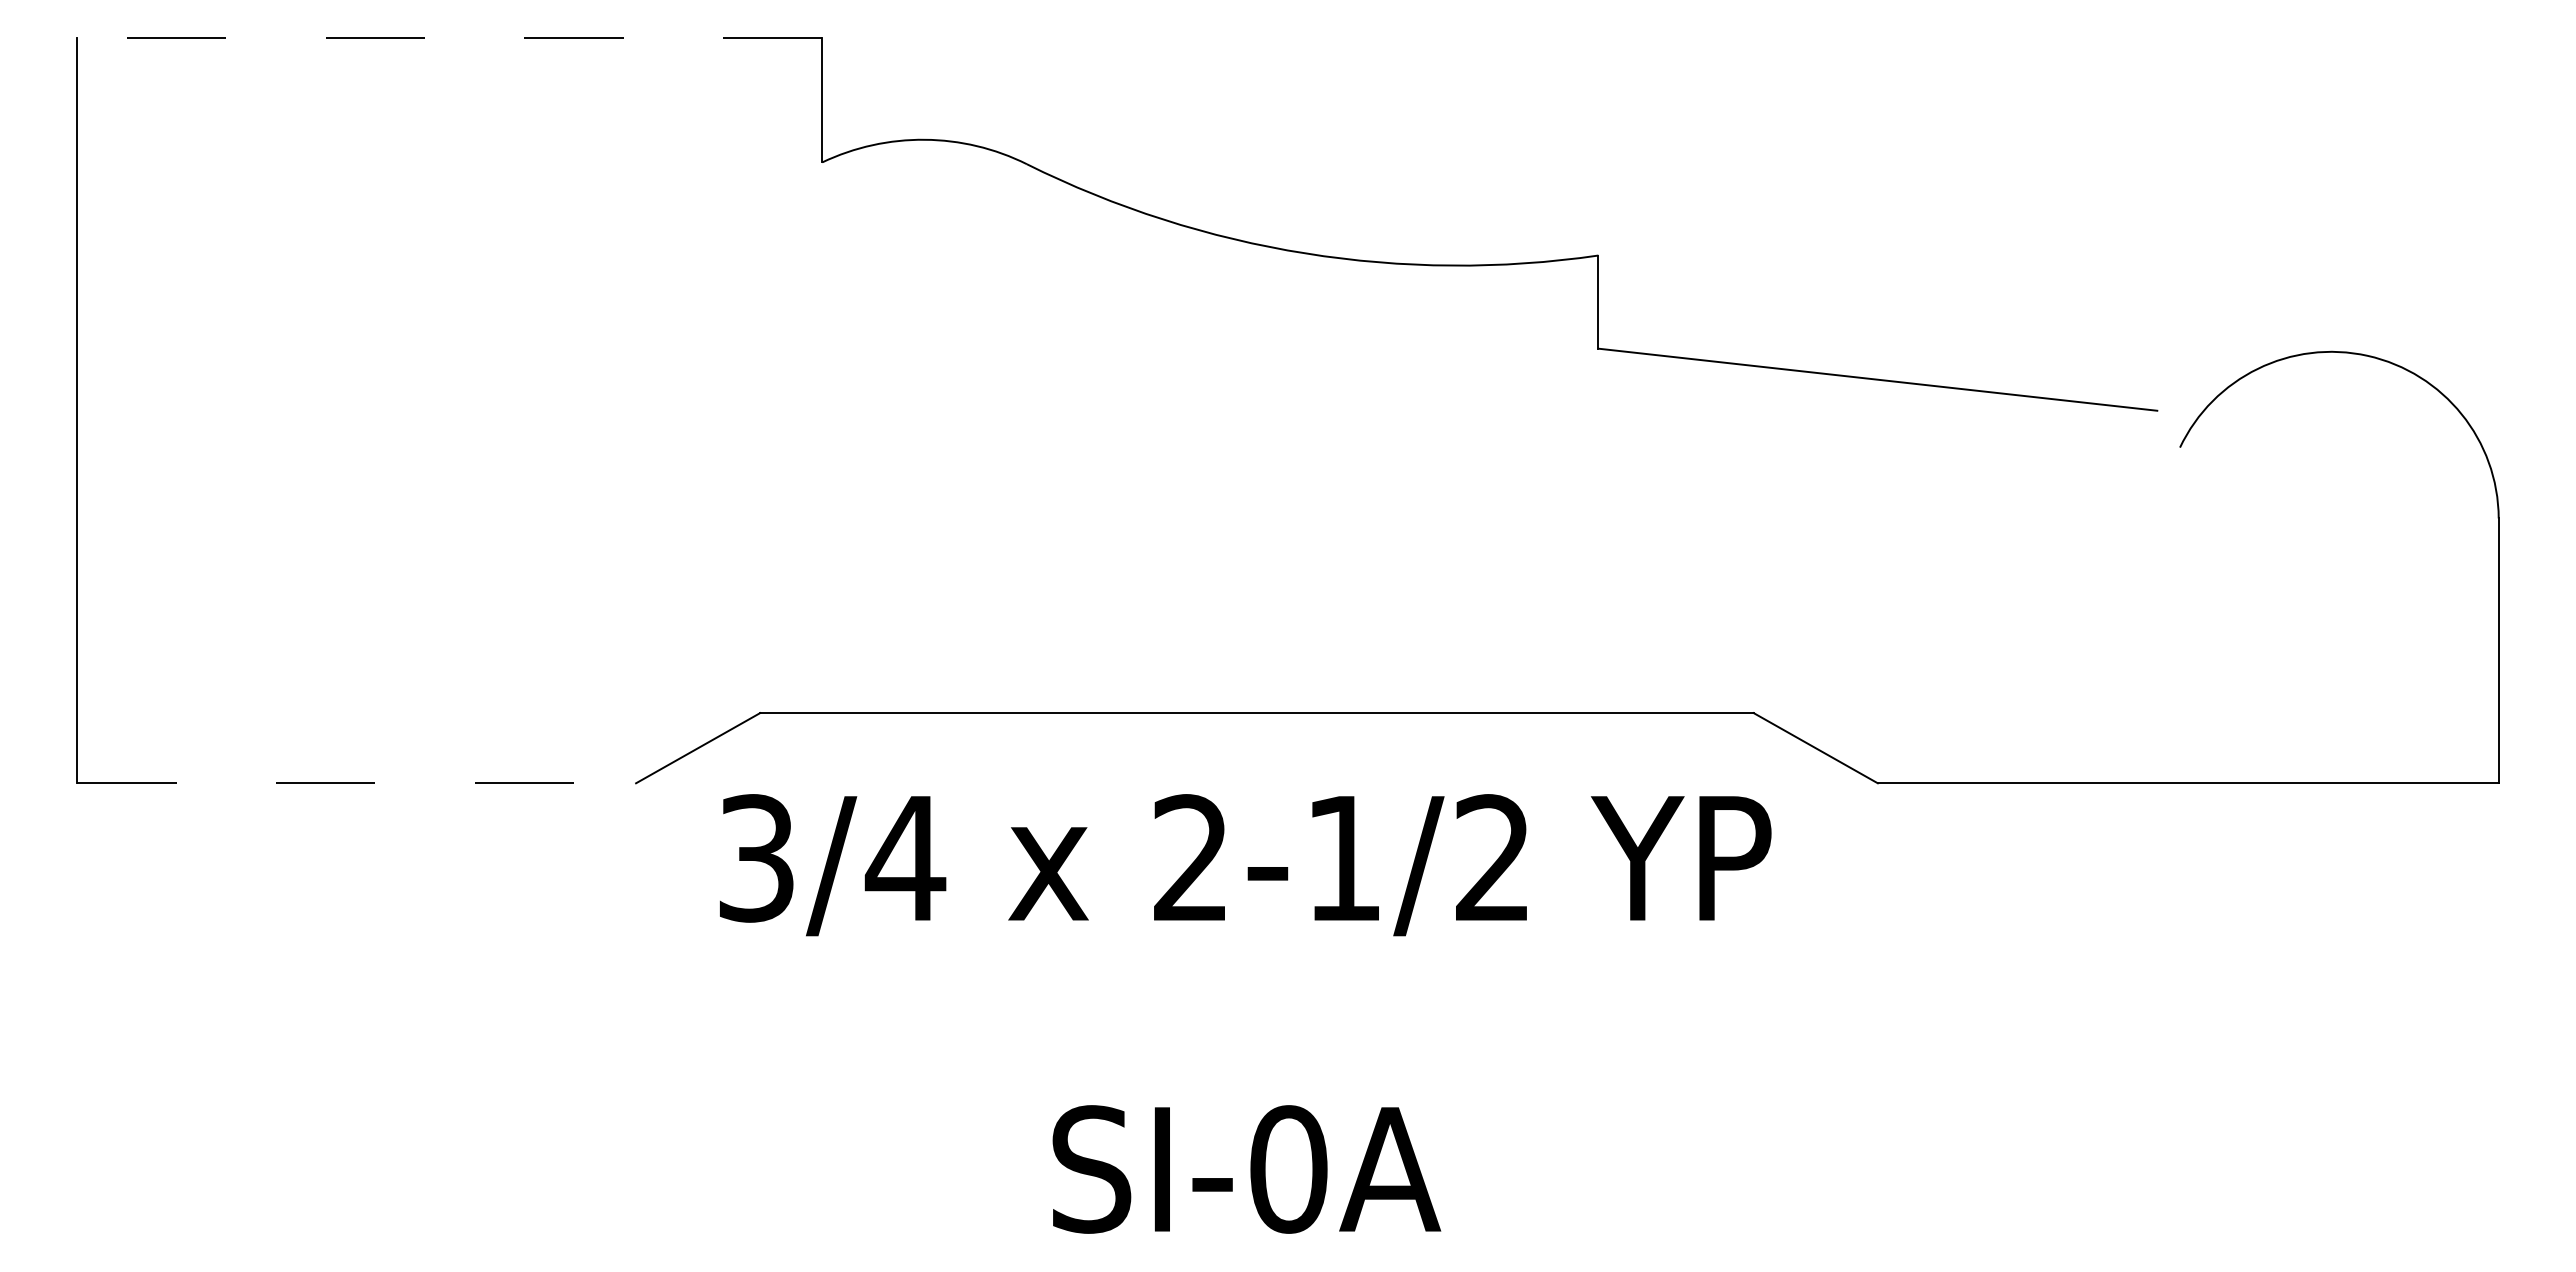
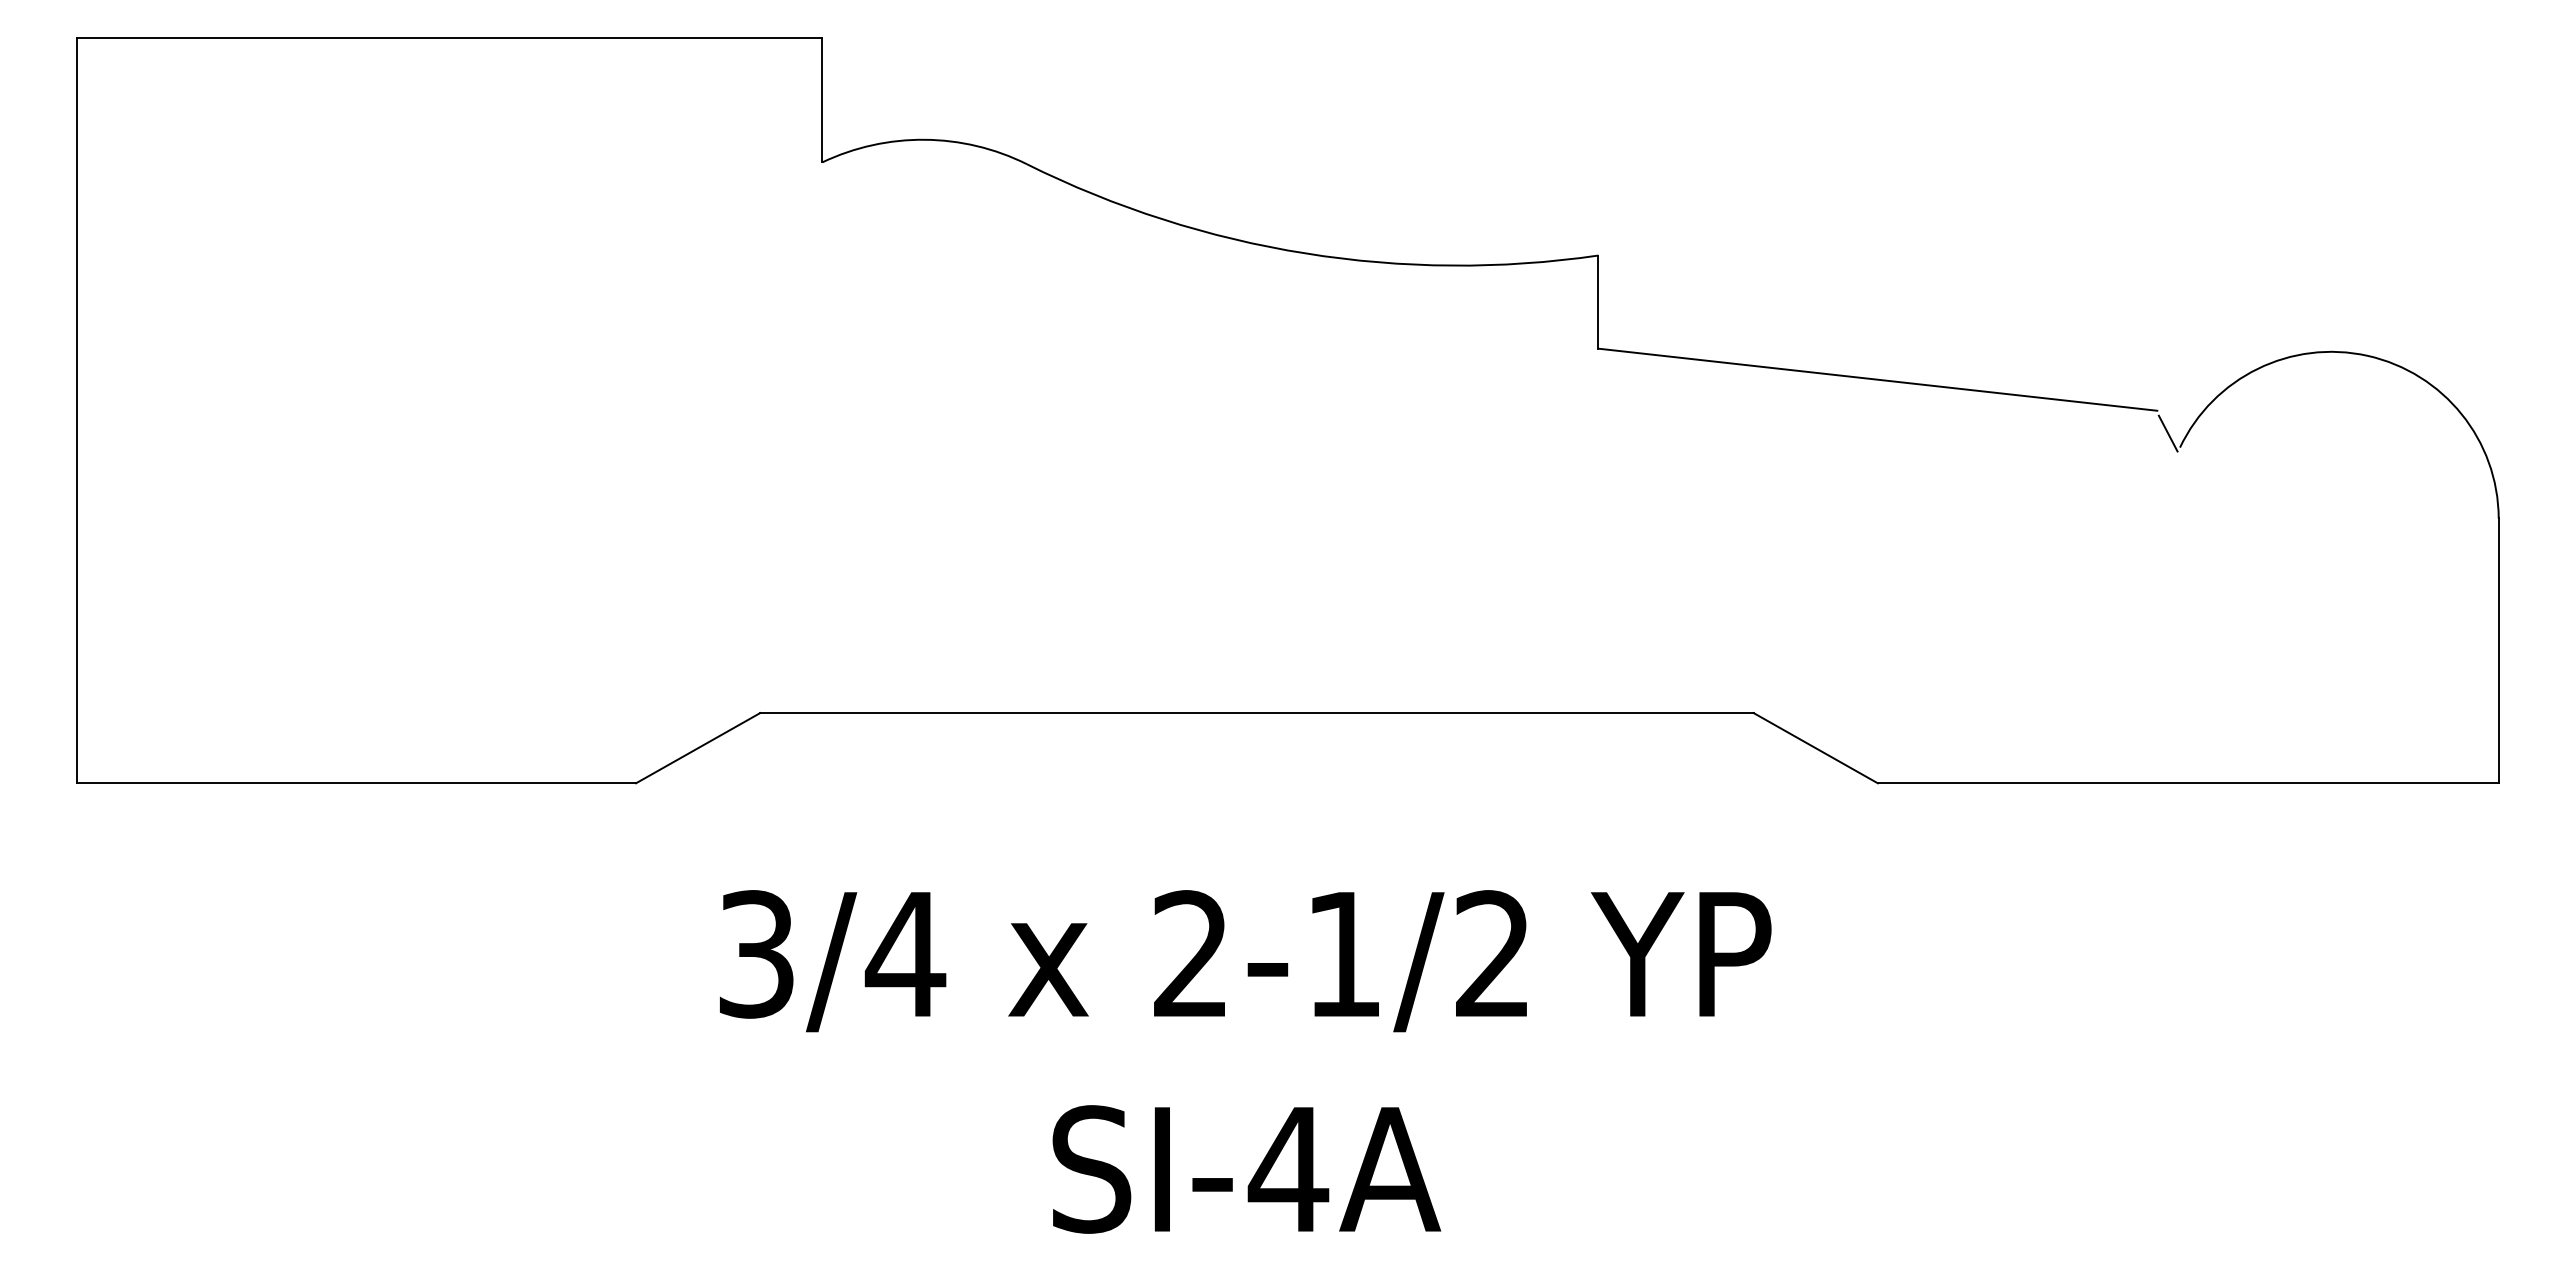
line: dashed -> solid (449, 38)
line: none -> present (2167, 433)
line: dashed -> solid (357, 783)
text position: (1245, 865) -> (1245, 961) (1245, 961)
text: SI-0A -> SI-4A (1288, 1169)
